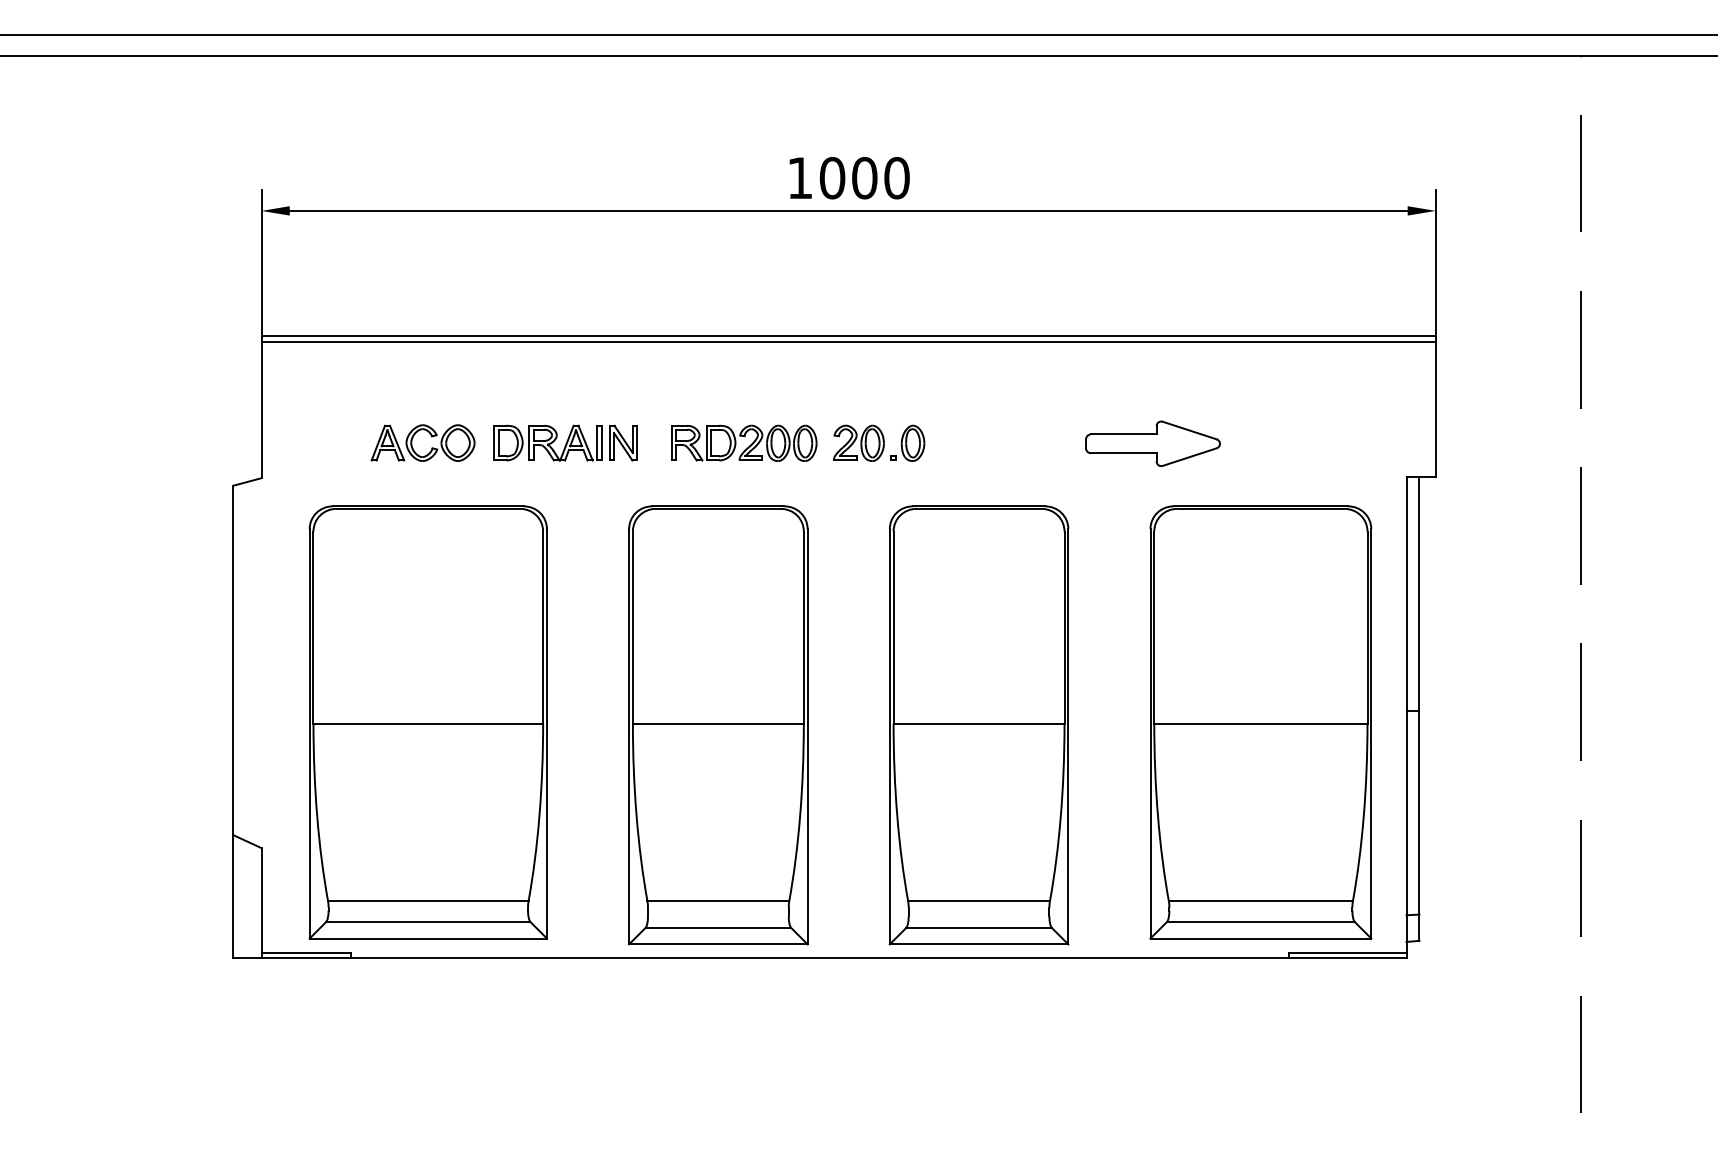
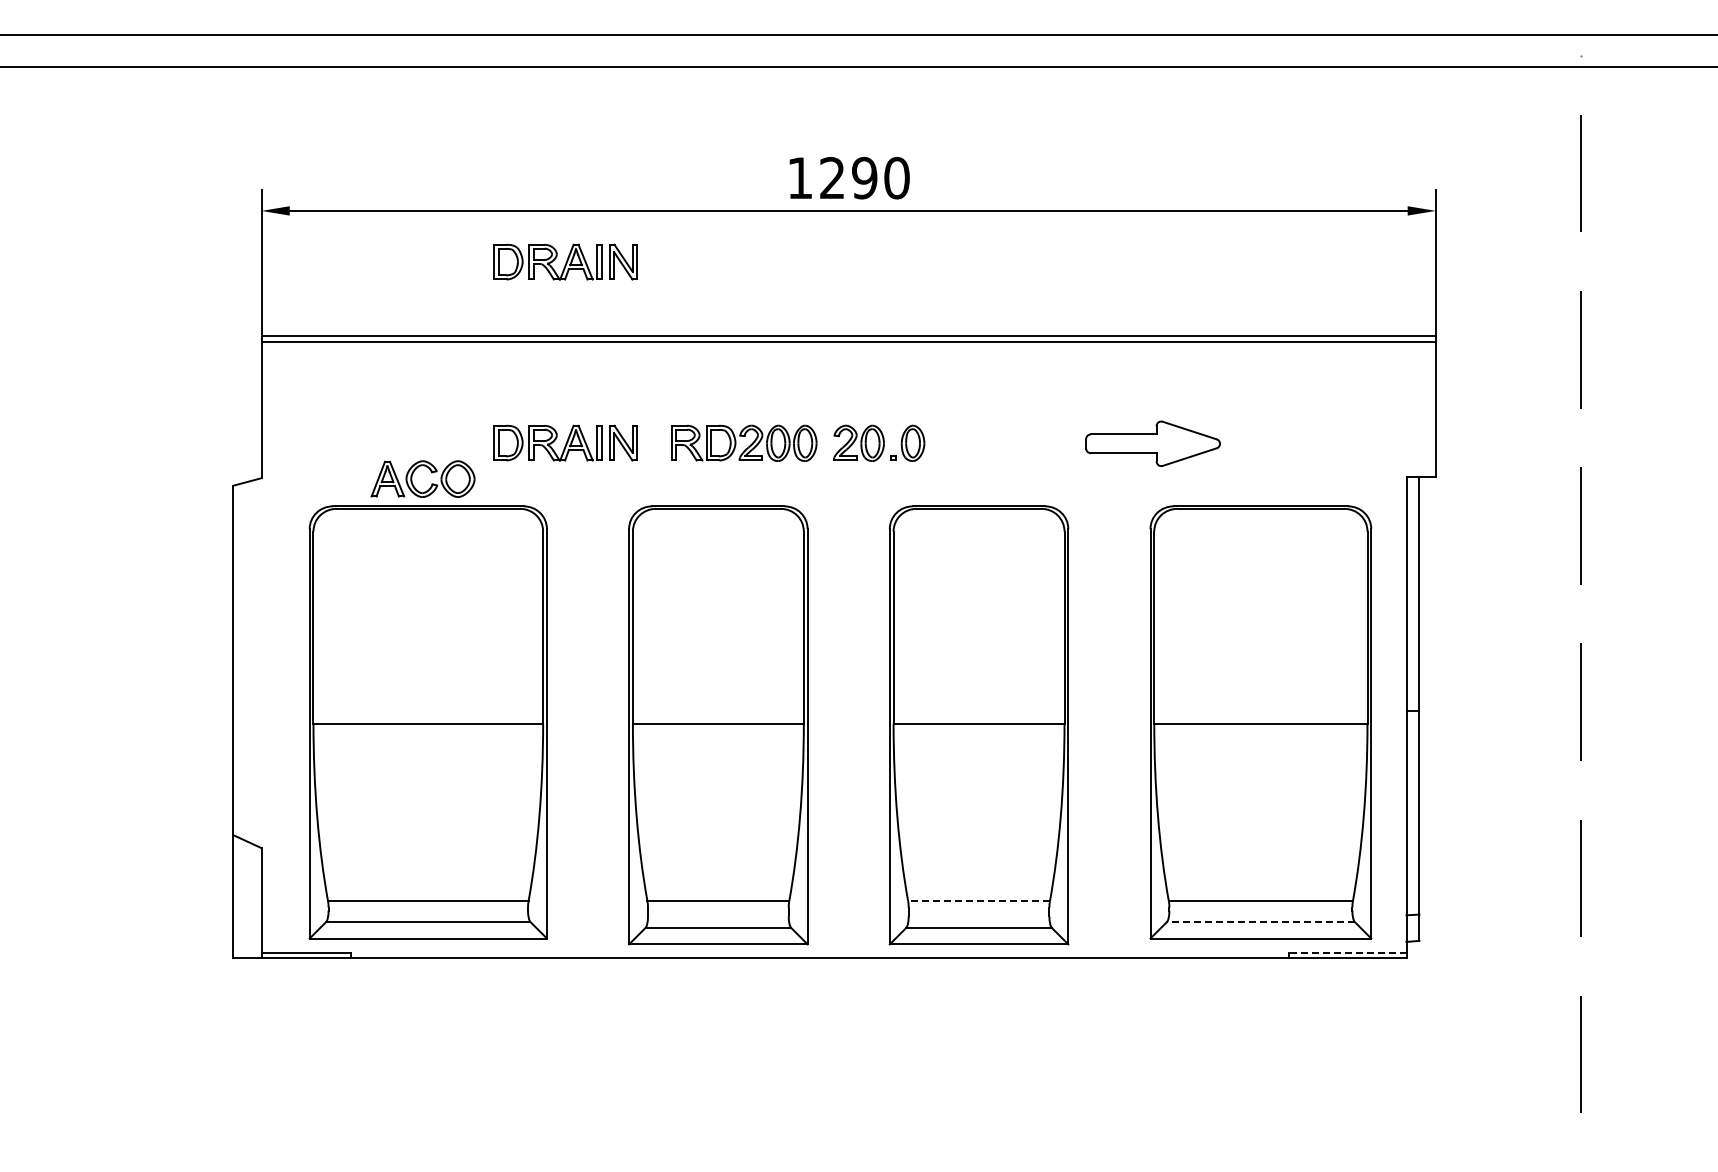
line position: (858, 56) -> (858, 67) (858, 67)
text: 1000 -> 1290 (848, 178)
part: none -> present (565, 261)
part position: (413, 438) -> (413, 474) (413, 474)
line: solid -> dashed (979, 901)
line: solid -> dashed (1260, 921)
line: solid -> dashed (1347, 952)
